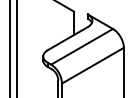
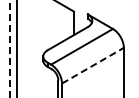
line: solid -> dashed (9, 48)
line: solid -> dashed (92, 65)
